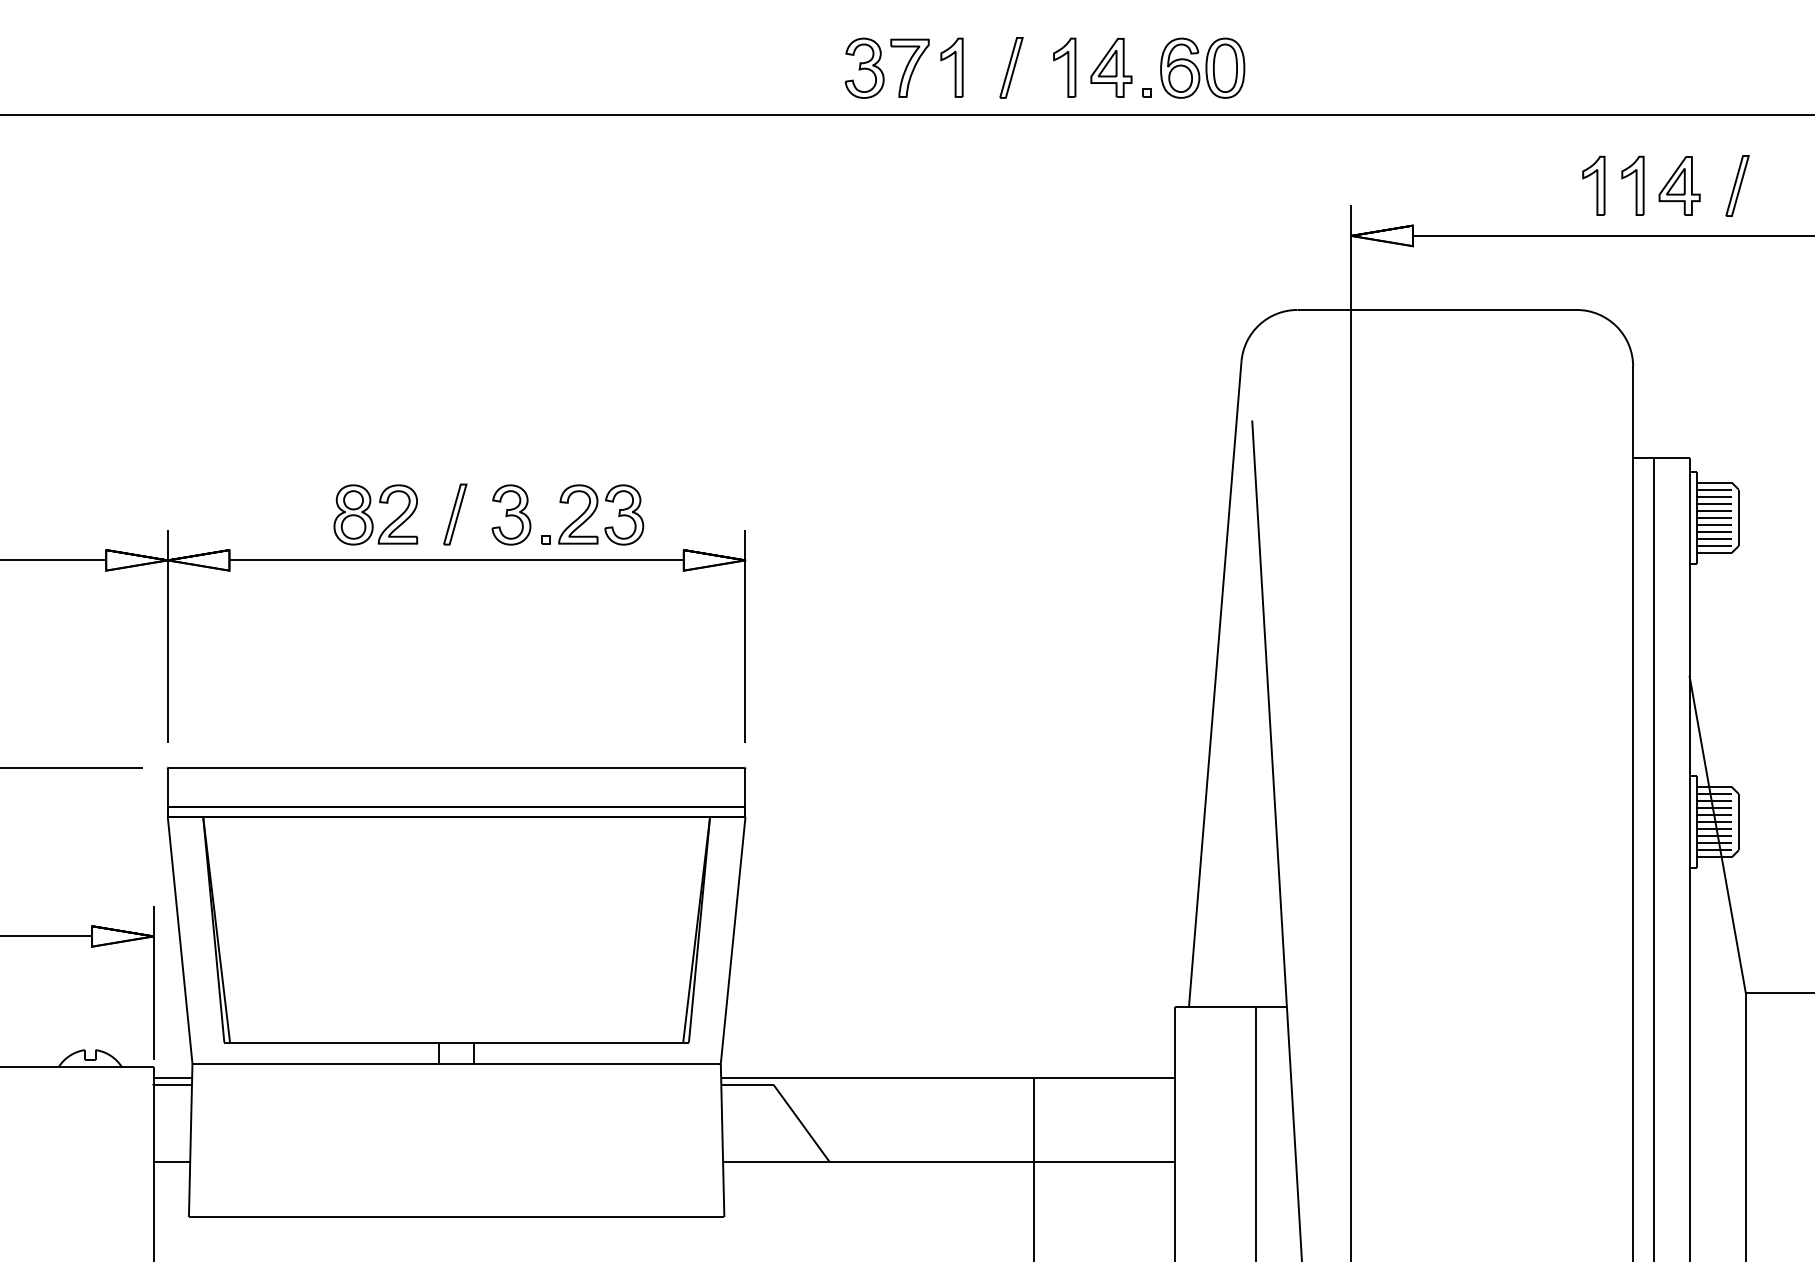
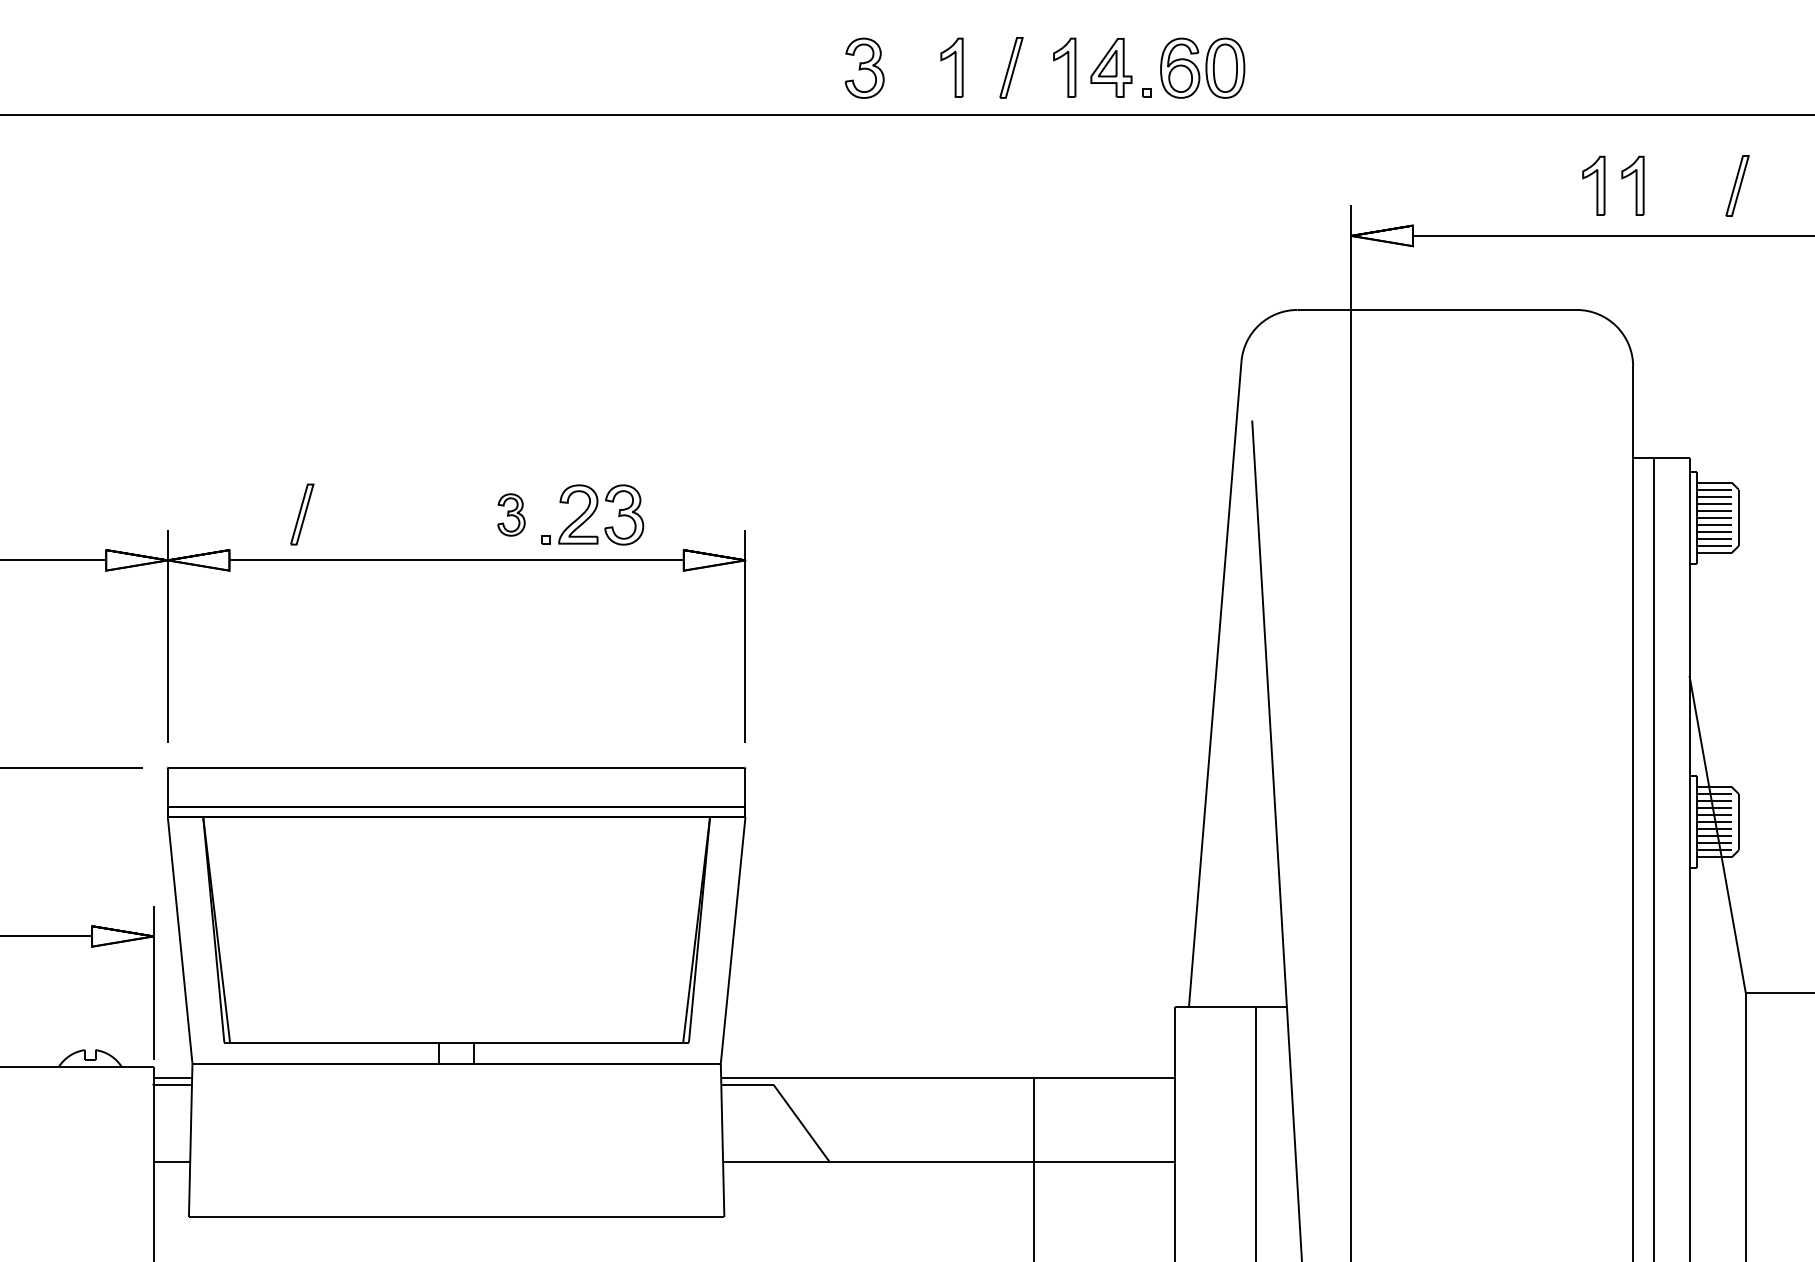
part: present -> none (909, 67)
part: present -> none (1679, 185)
part: present -> none (375, 514)
part position: (455, 514) -> (302, 514) (302, 514)
part size: 41x62 px -> 29x44 px (511, 514)
